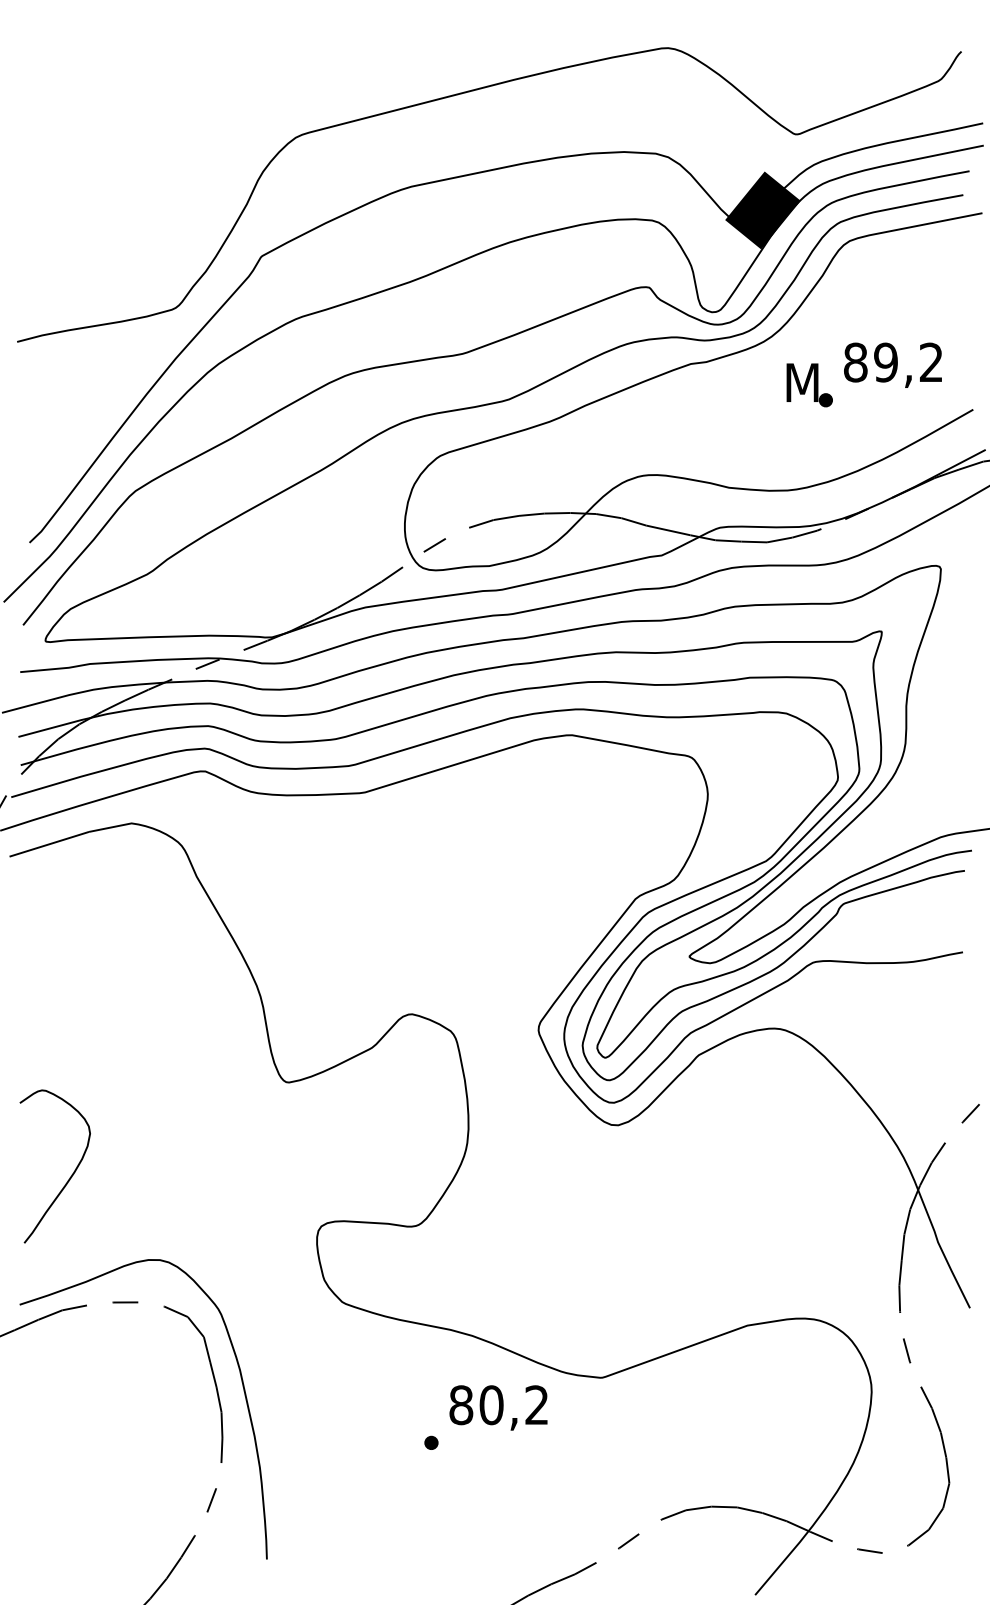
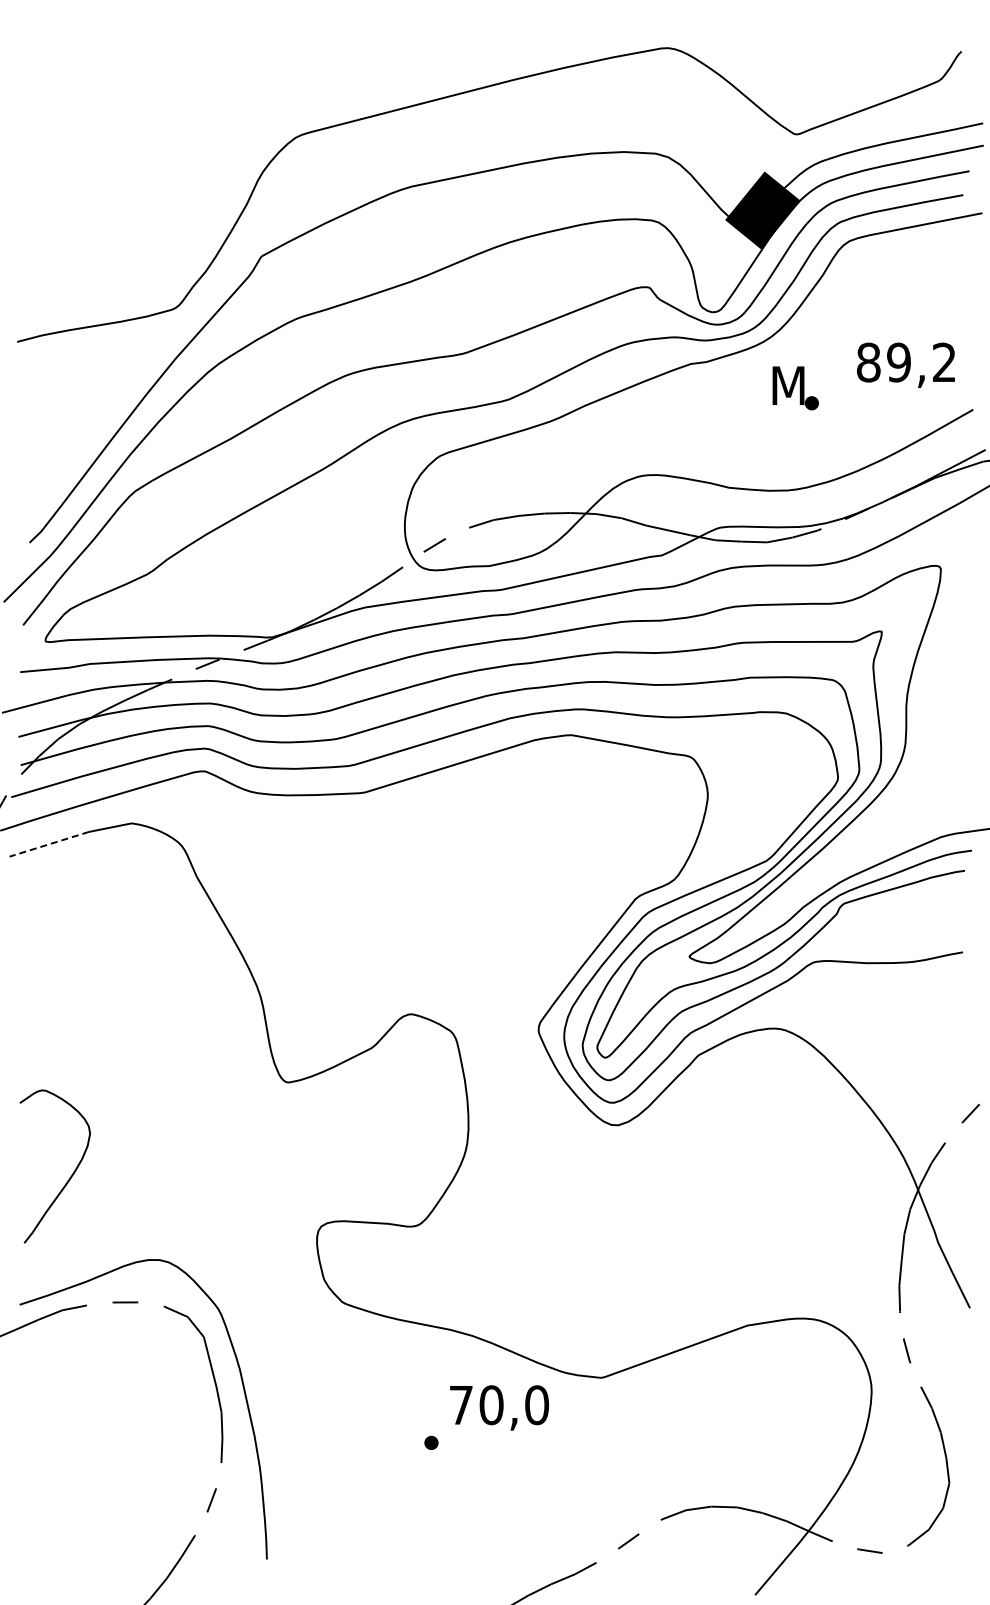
text position: (892, 364) -> (905, 364) (905, 364)
part position: (809, 385) -> (795, 388) (795, 388)
line: solid -> dashed (49, 844)
text: 80,2 -> 70,0 (499, 1405)
